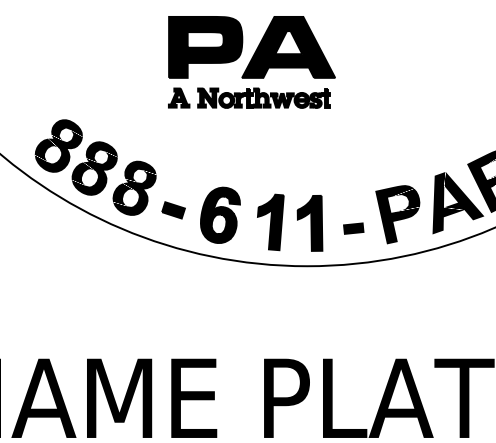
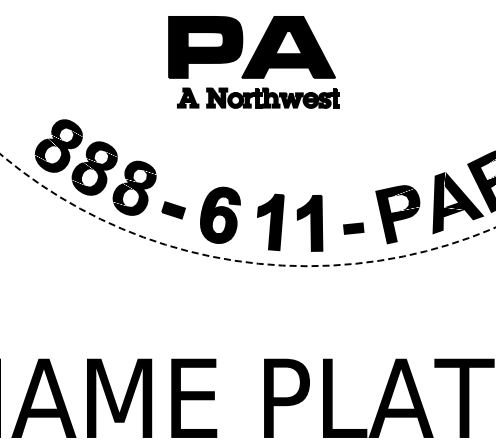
part position: (249, 97) -> (258, 97) (258, 97)
circle: solid -> dashed (247, 210)
